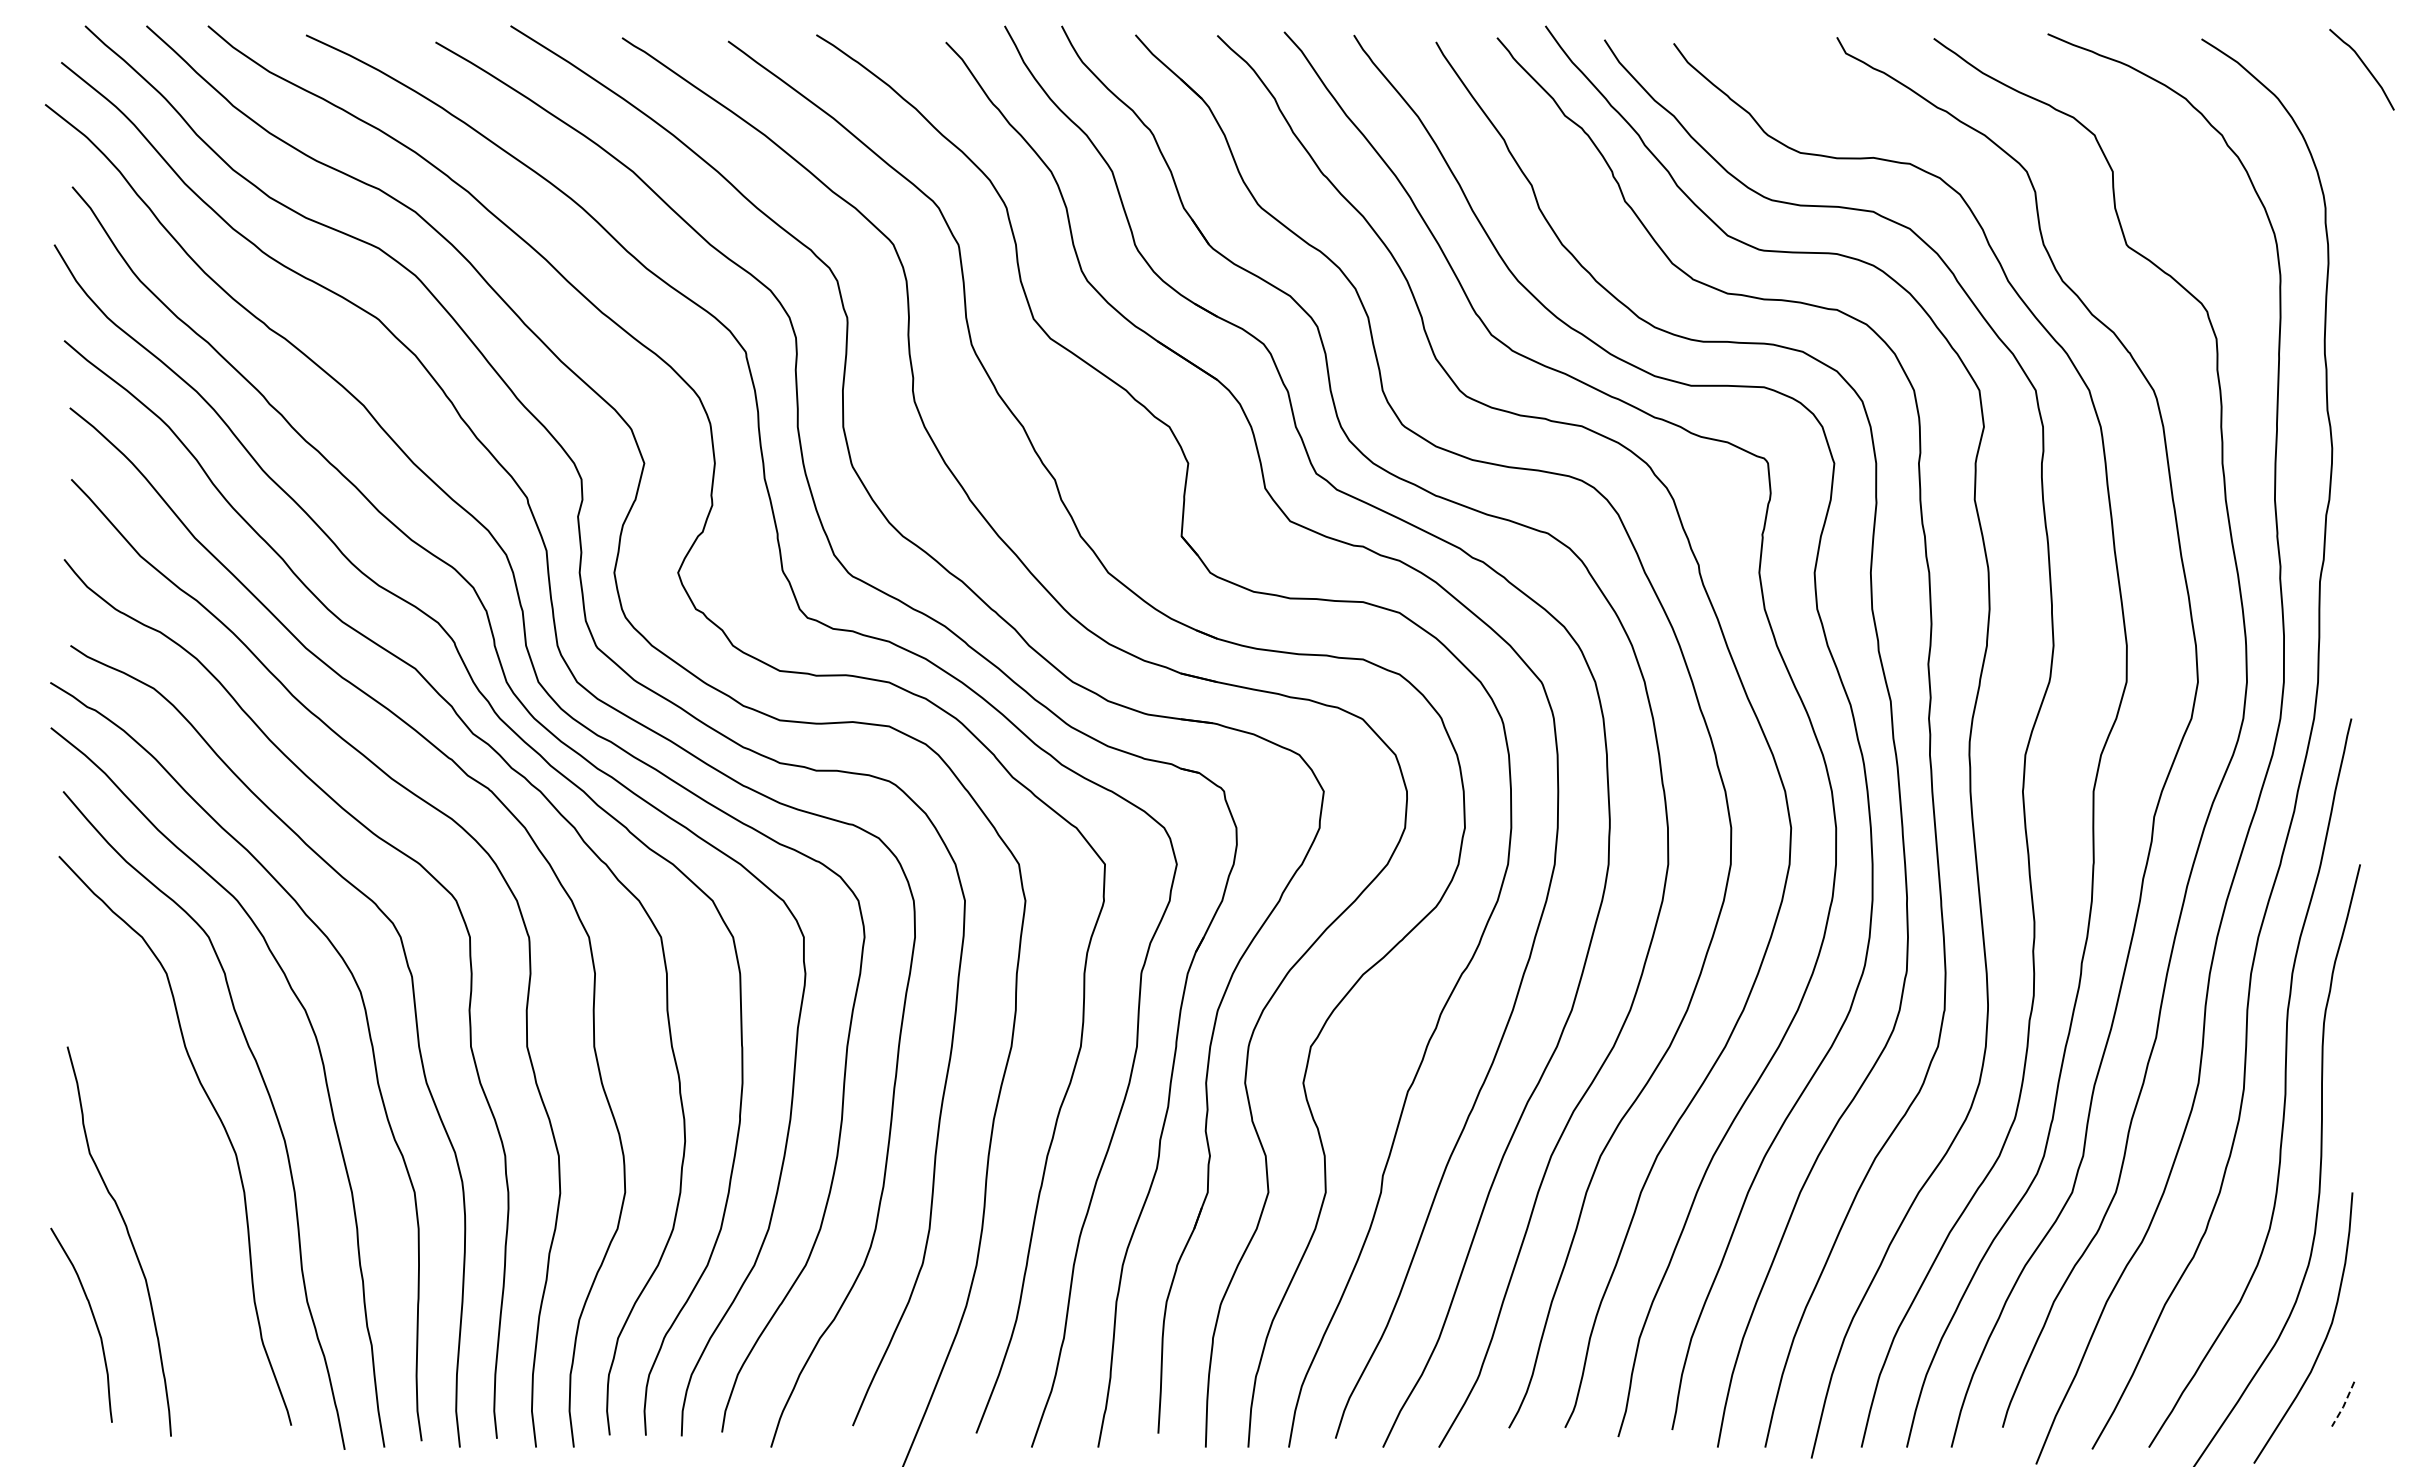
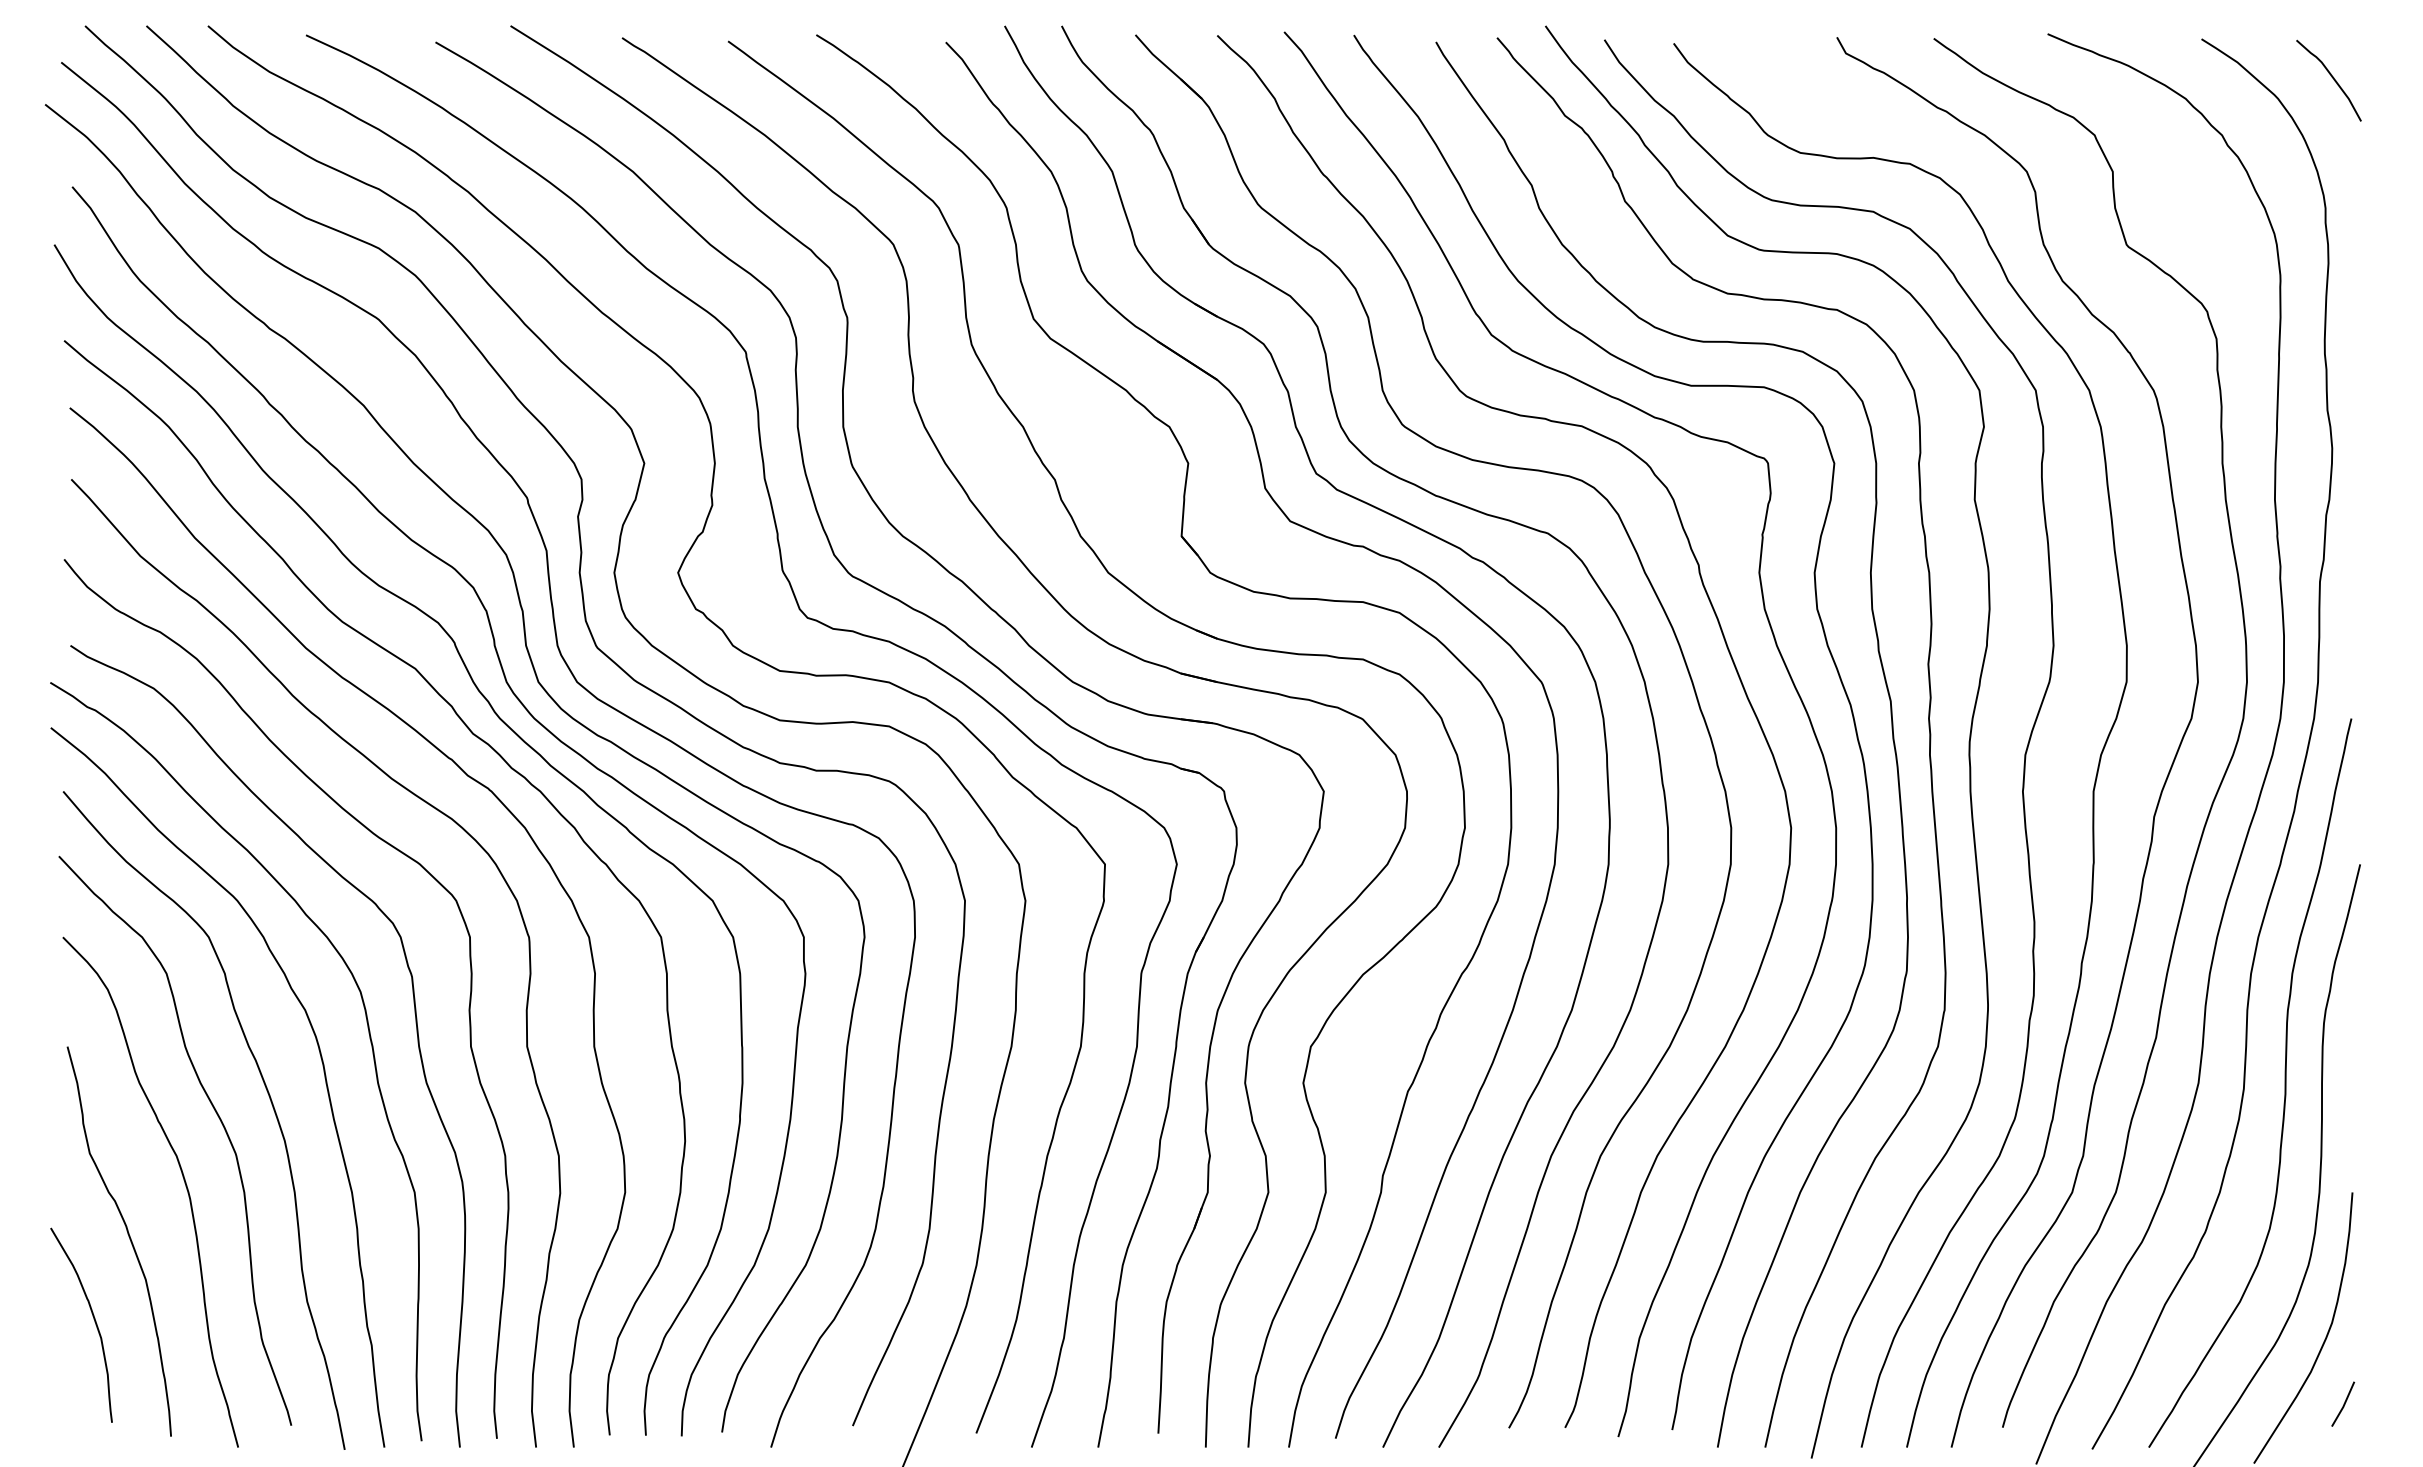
curve position: (2364, 66) -> (2331, 77) (2331, 77)
curve: none -> present (183, 1180)
line: dashed -> solid (2344, 1405)
